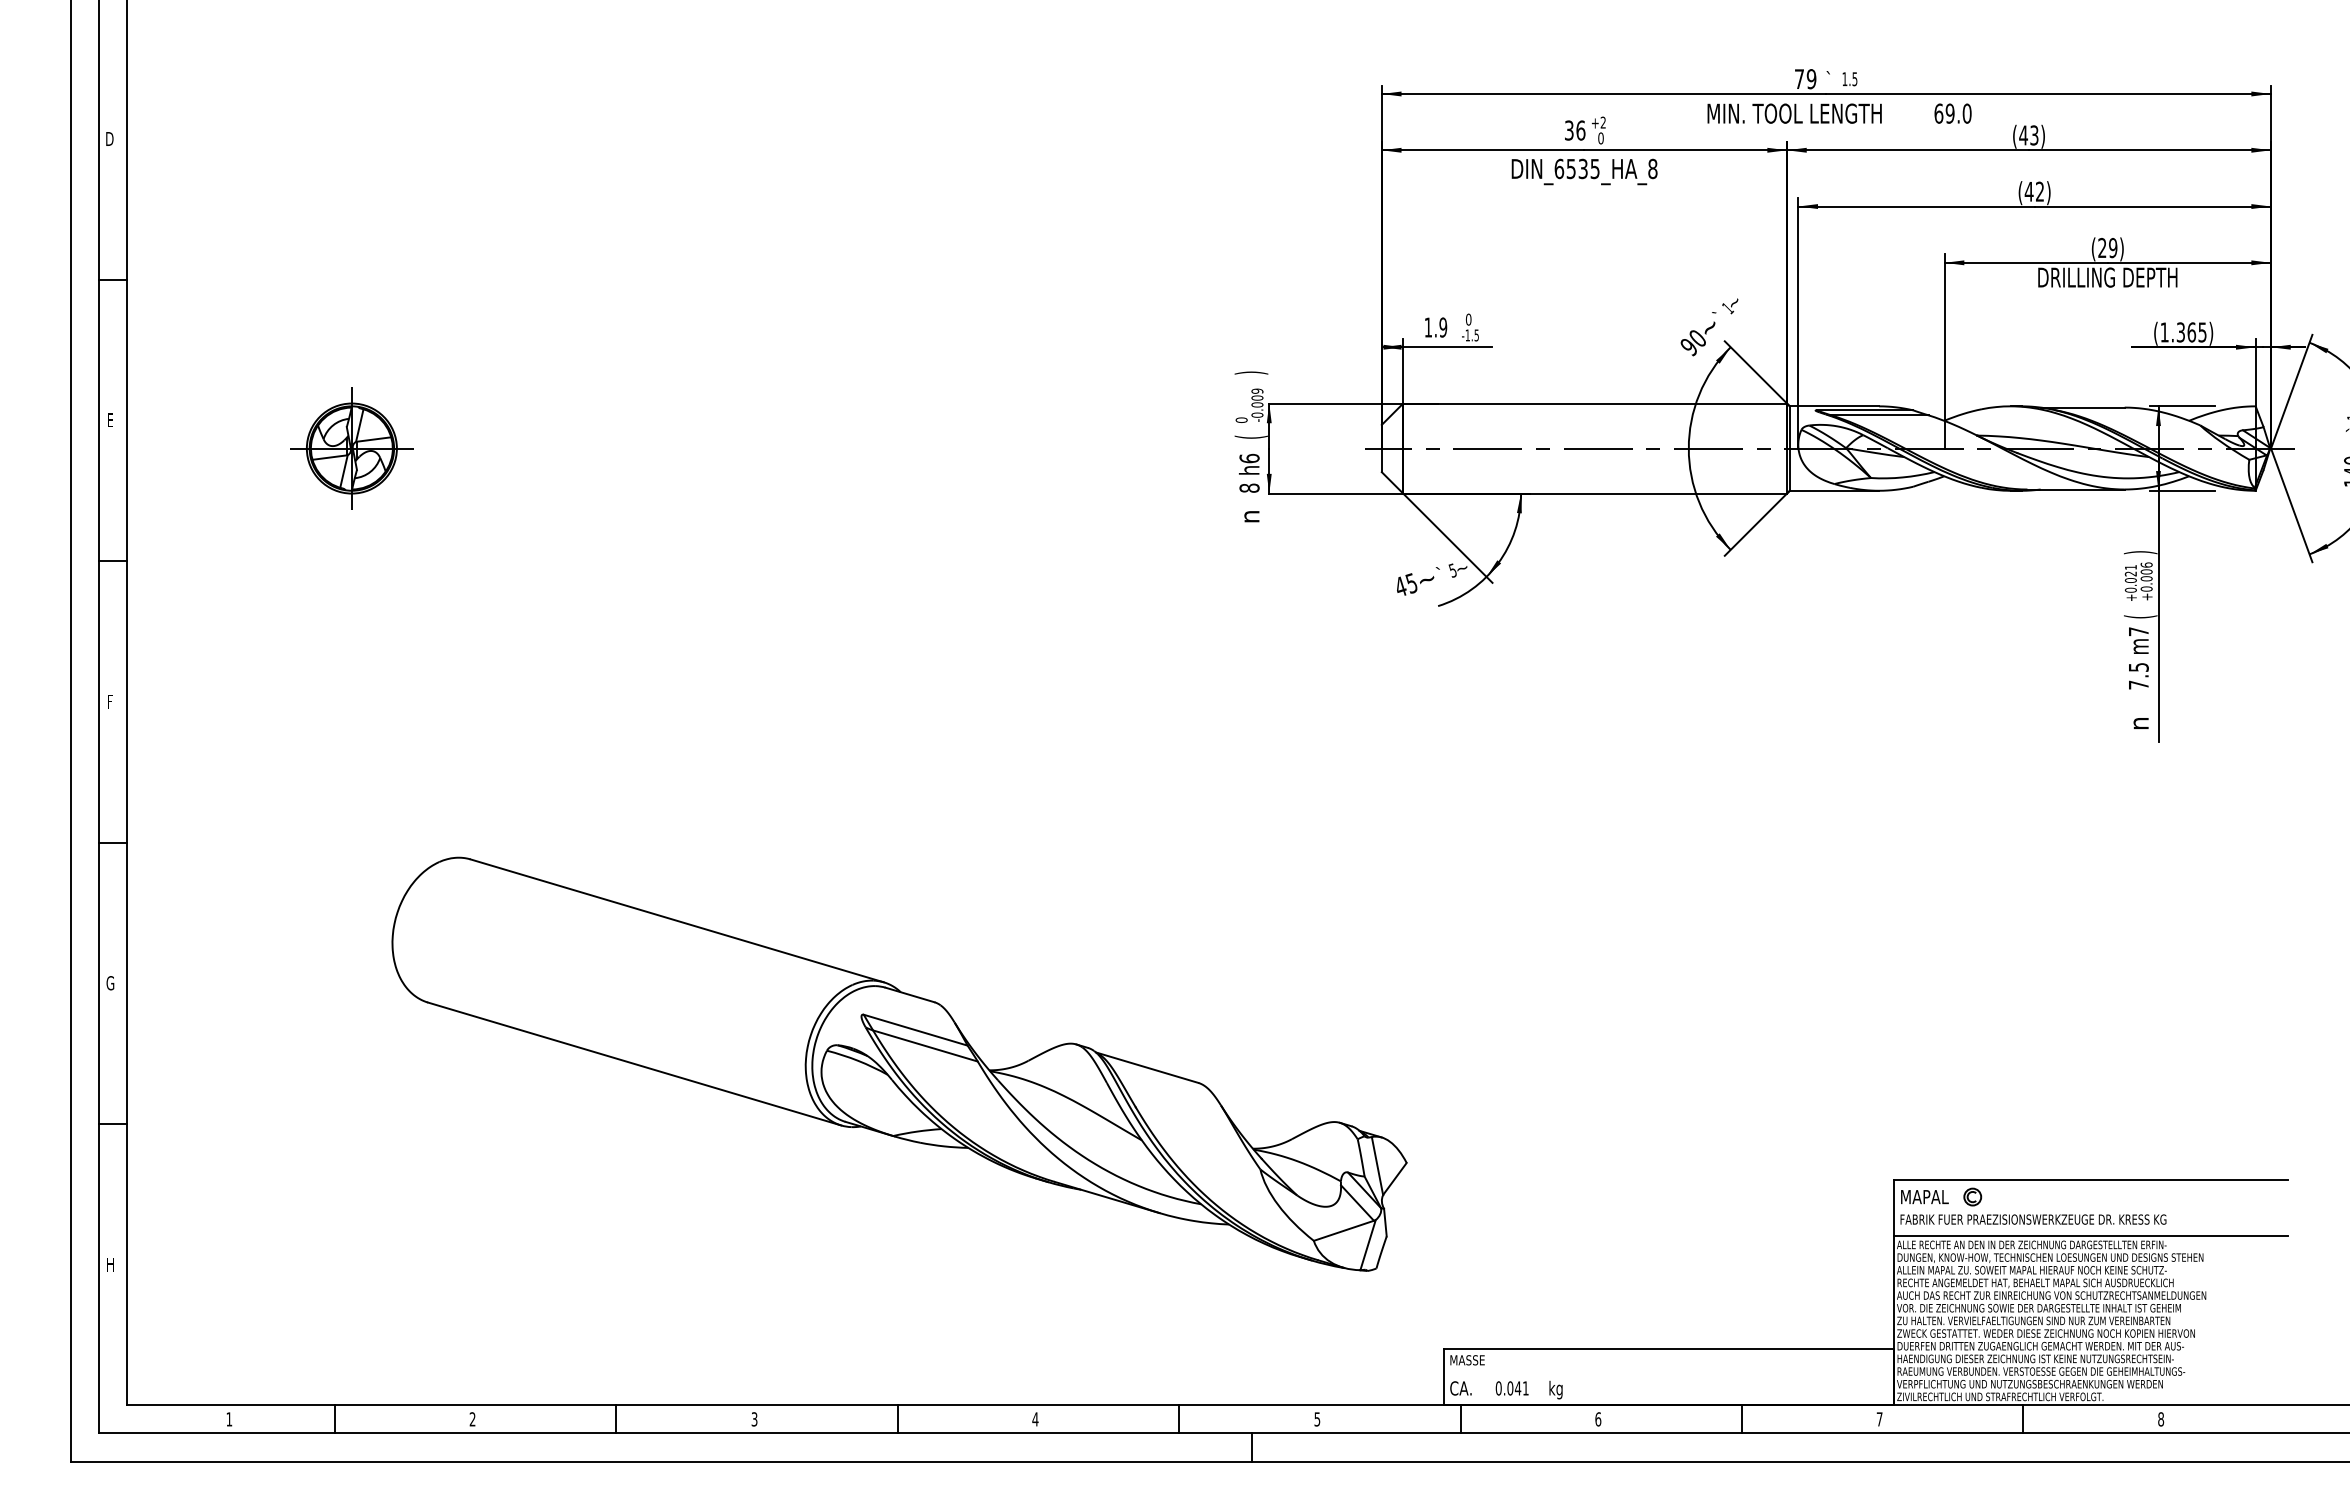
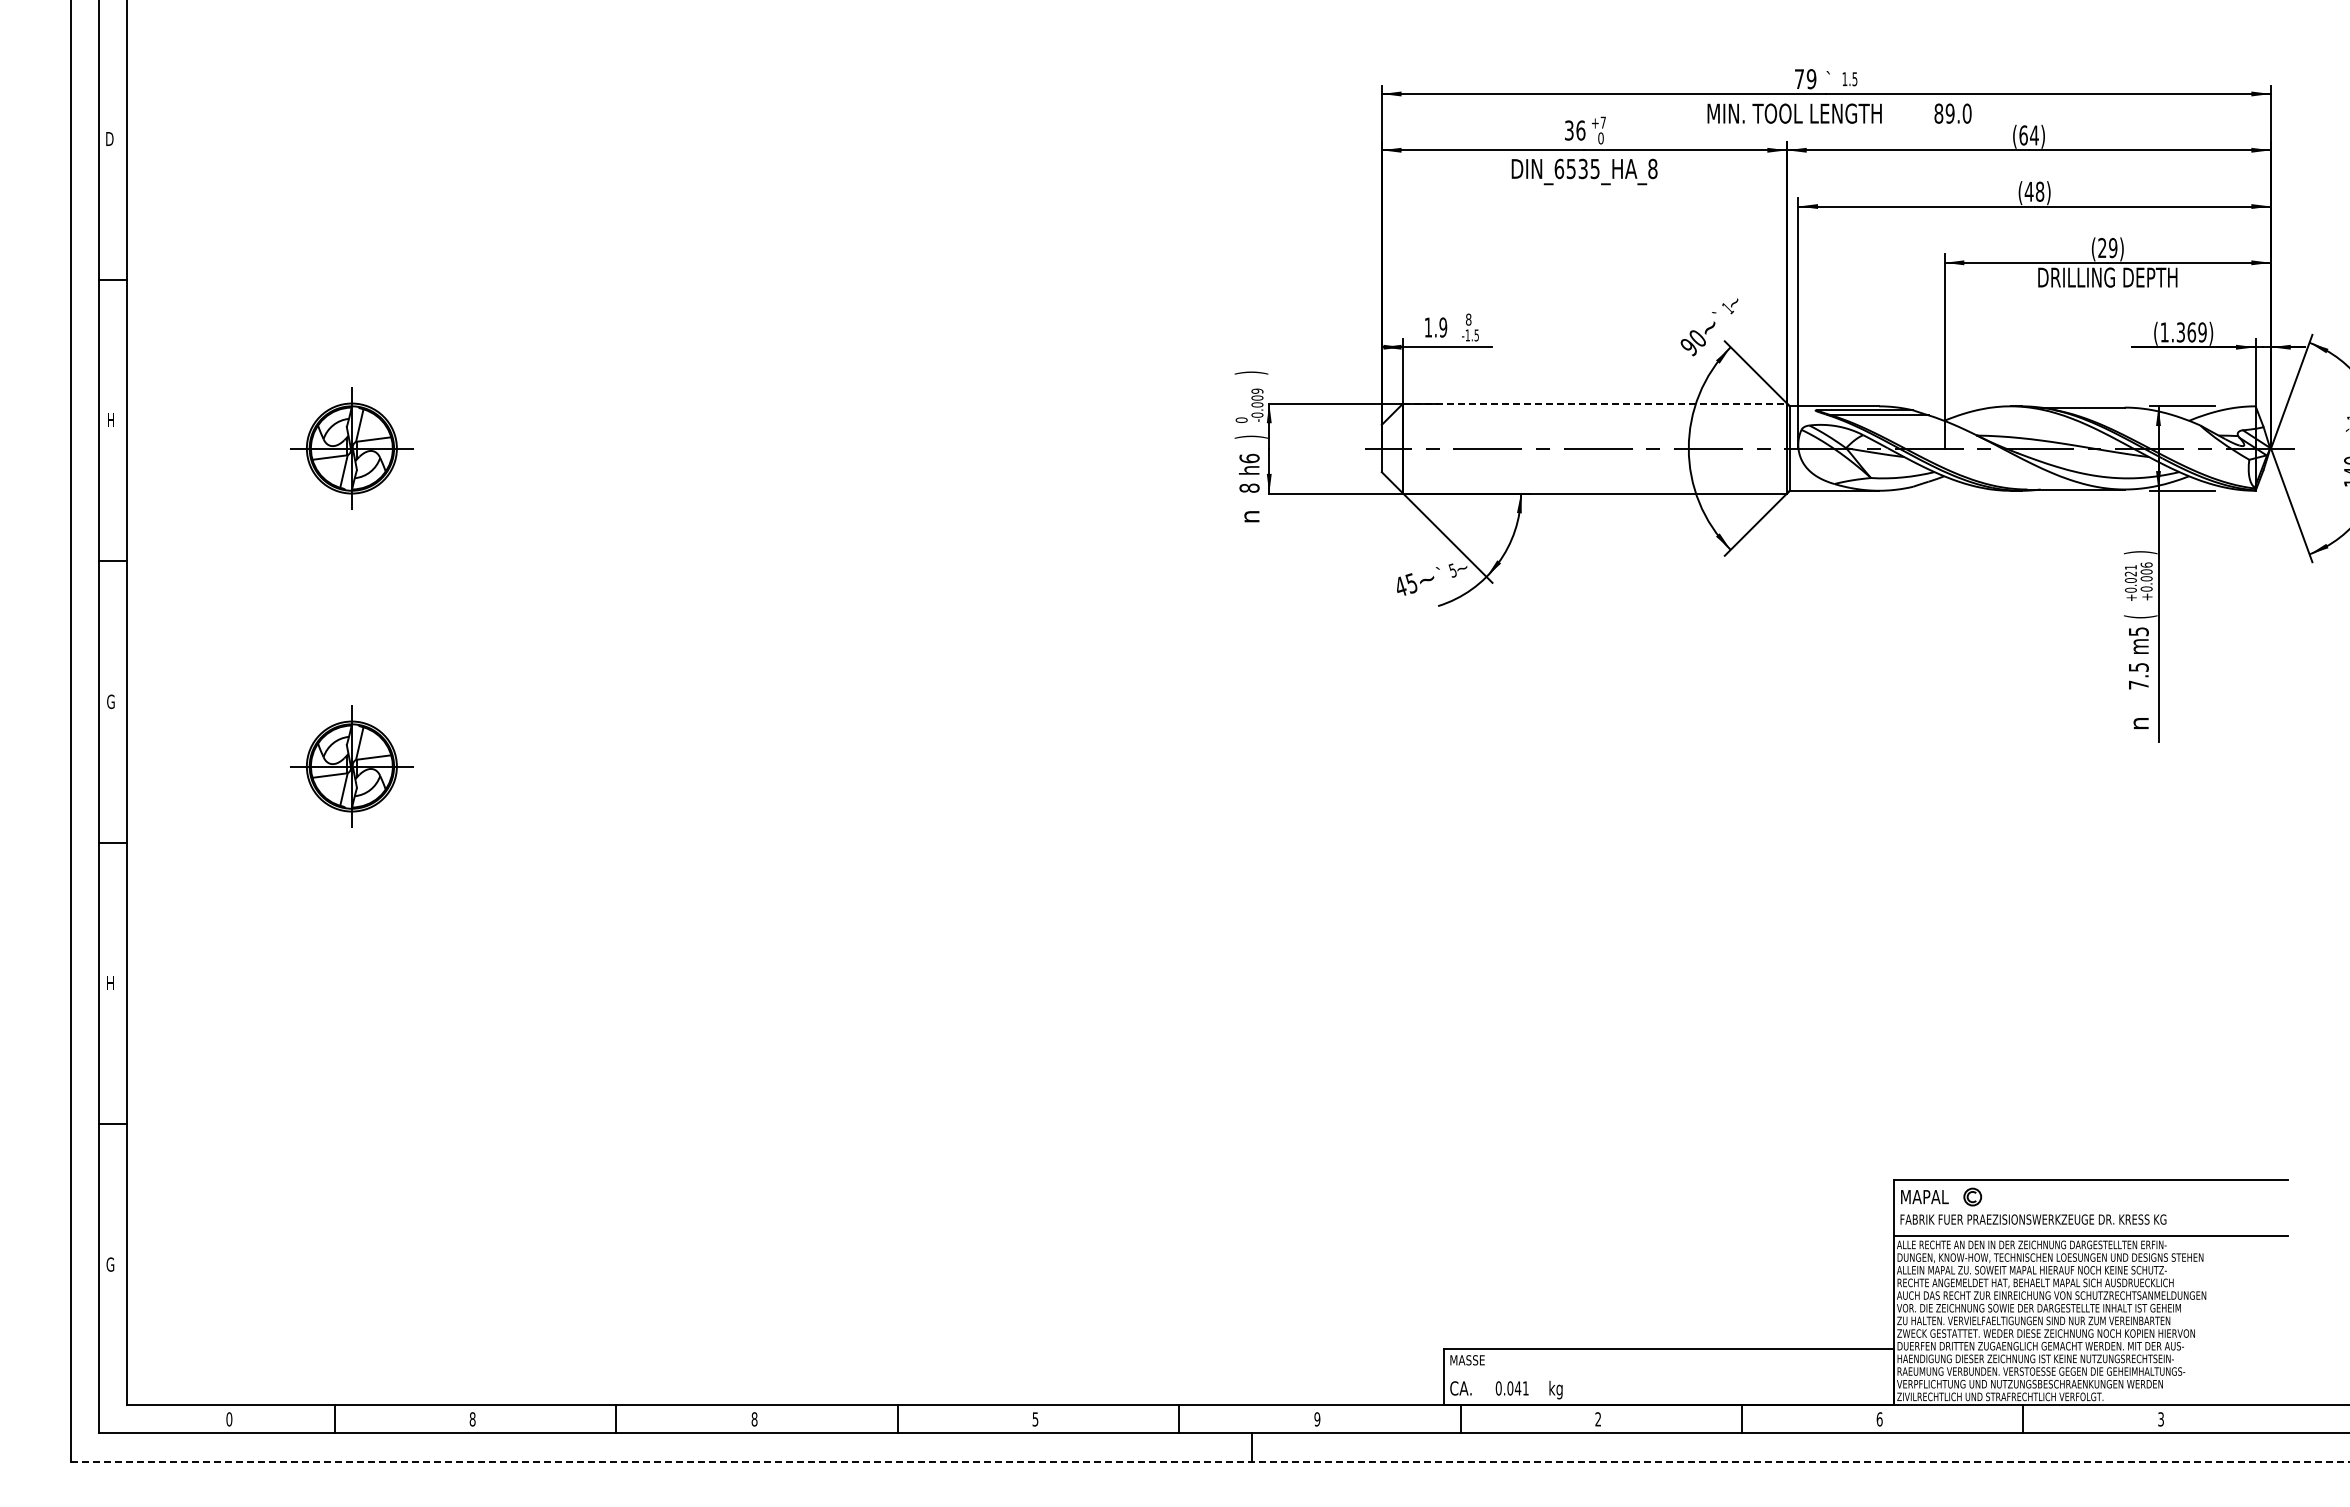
text: 69.0 -> 89.0 (1938, 113)
text: +2 -> +7 (1602, 122)
text: (43) -> (64) (2028, 135)
text: (42) -> (48) (2039, 191)
text: 0 -> 8 (1468, 319)
text: (1.365) -> (1.369) (2202, 332)
line: solid -> dashed (1595, 403)
text: E -> H (111, 419)
text: ( -> ) (1250, 436)
text: m7 -> m5 (2138, 631)
text: F -> G (110, 701)
part: none -> present (351, 766)
text: G -> H (110, 983)
part: present -> none (899, 1063)
text: H -> G (110, 1264)
text: 1 -> 0 (229, 1419)
text: 2 -> 8 (472, 1419)
text: 3 -> 8 (754, 1419)
text: 4 -> 5 (1035, 1419)
text: 5 -> 9 (1317, 1419)
text: 6 -> 2 (1598, 1419)
text: 7 -> 6 (1879, 1419)
text: 8 -> 3 (2161, 1419)
line: solid -> dashed (1210, 1461)
